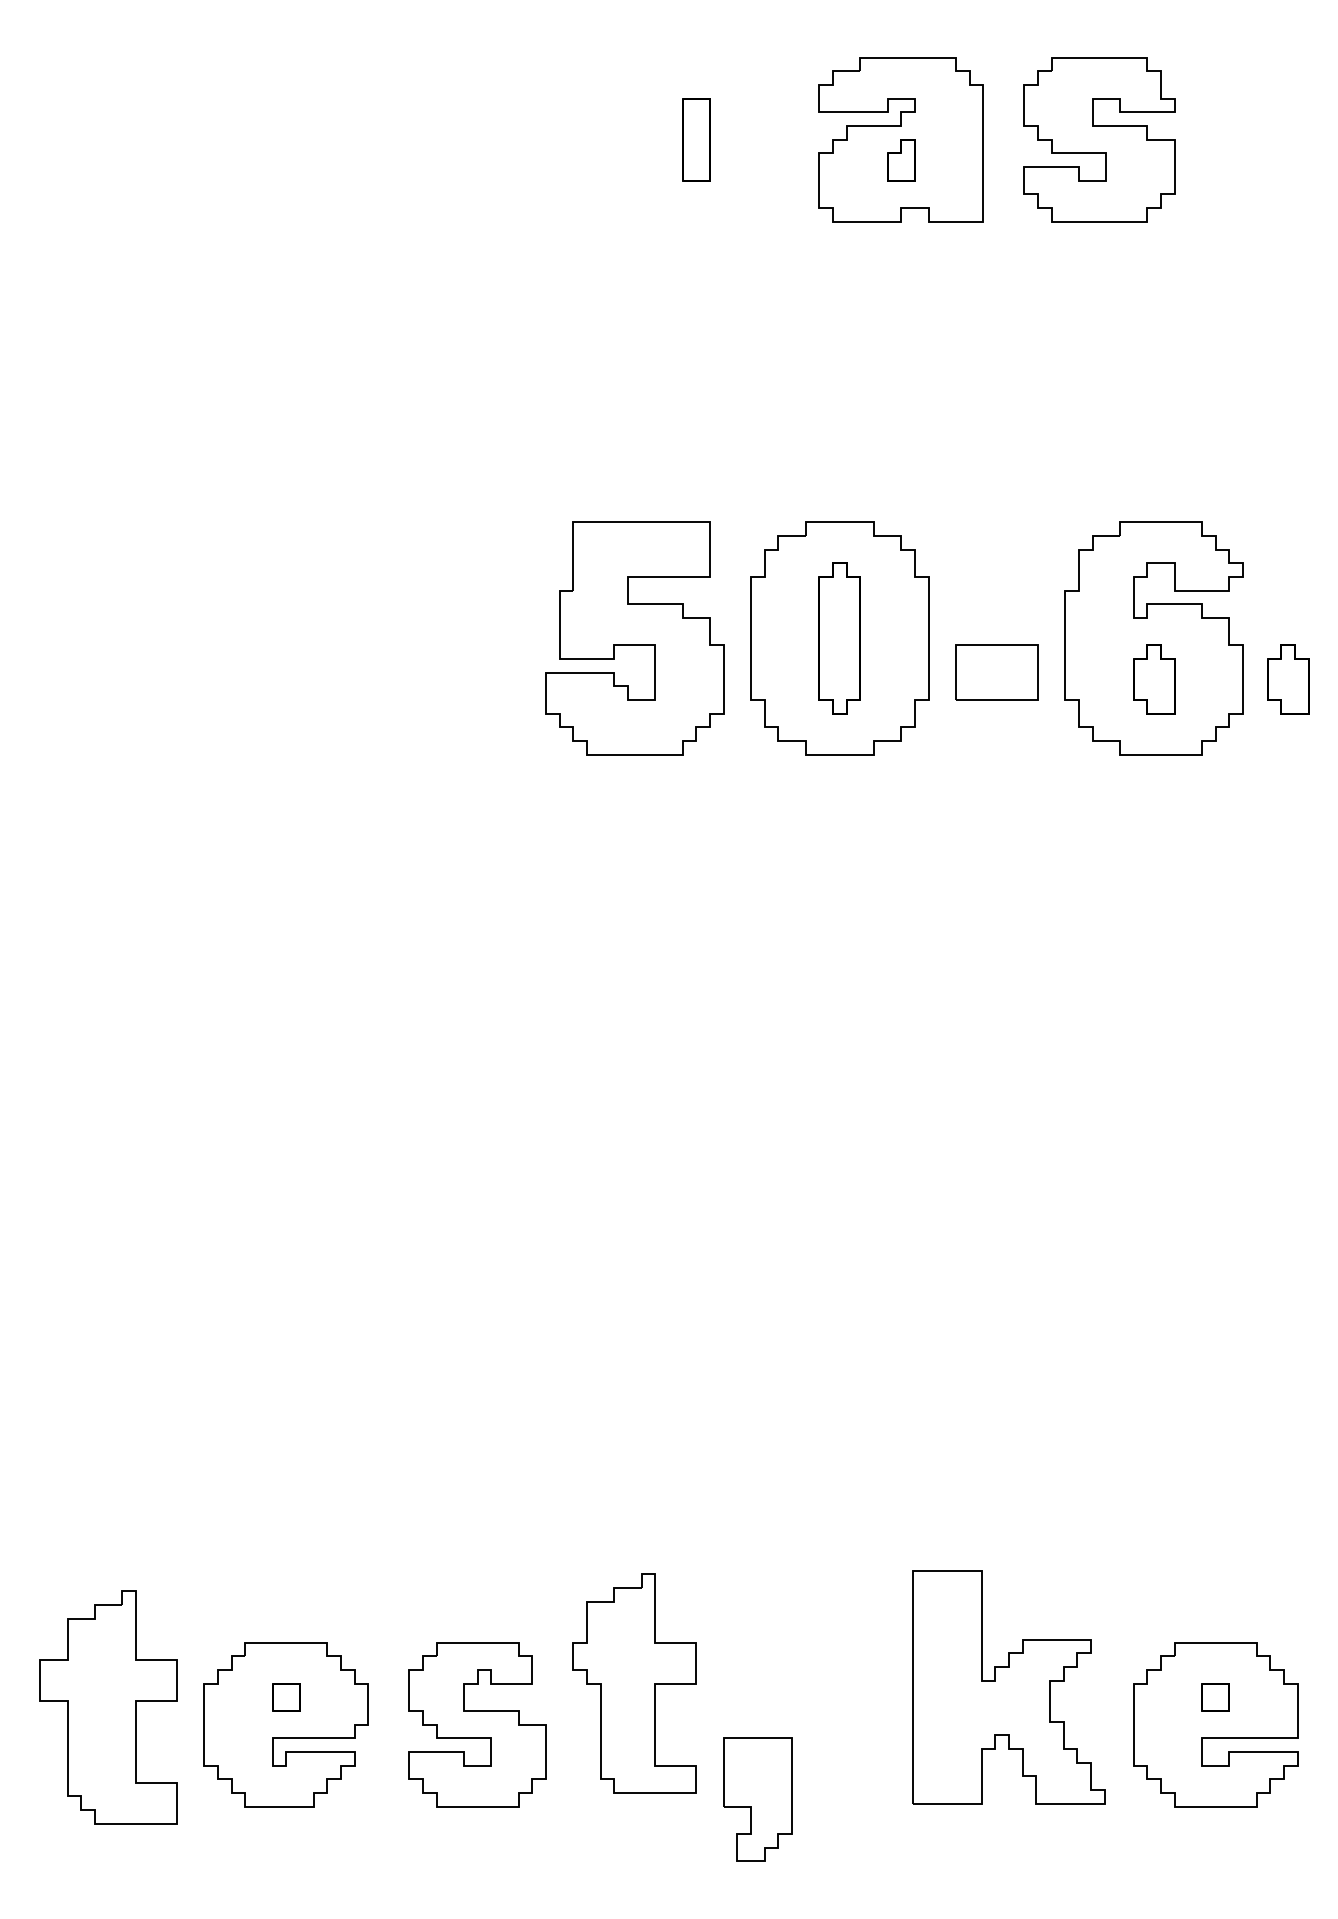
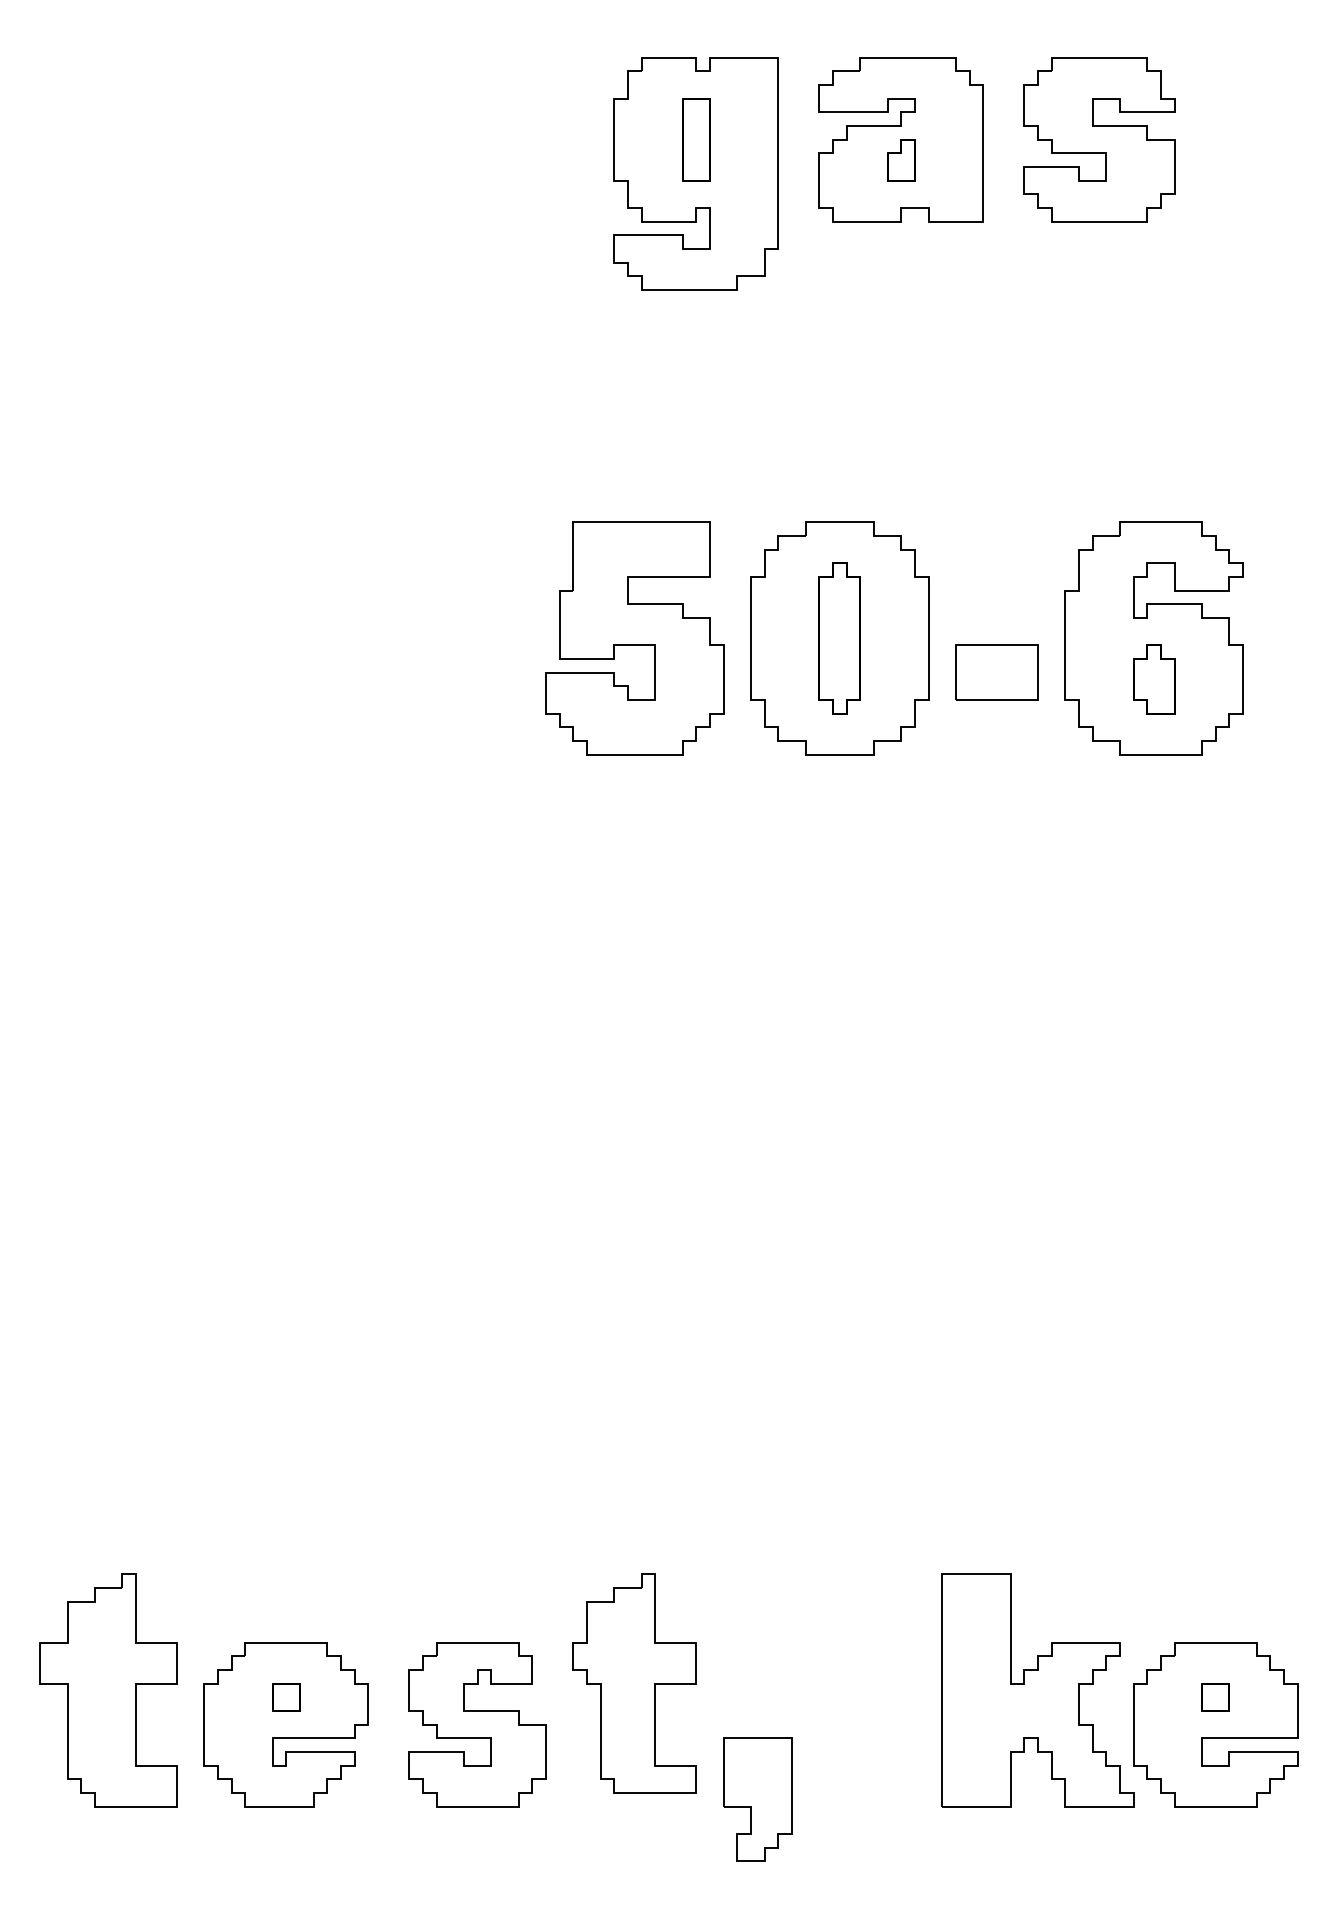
part: none -> present (695, 173)
part: present -> none (1288, 679)
part position: (1008, 1687) -> (1037, 1690) (1037, 1690)
part position: (108, 1707) -> (108, 1690) (108, 1690)
